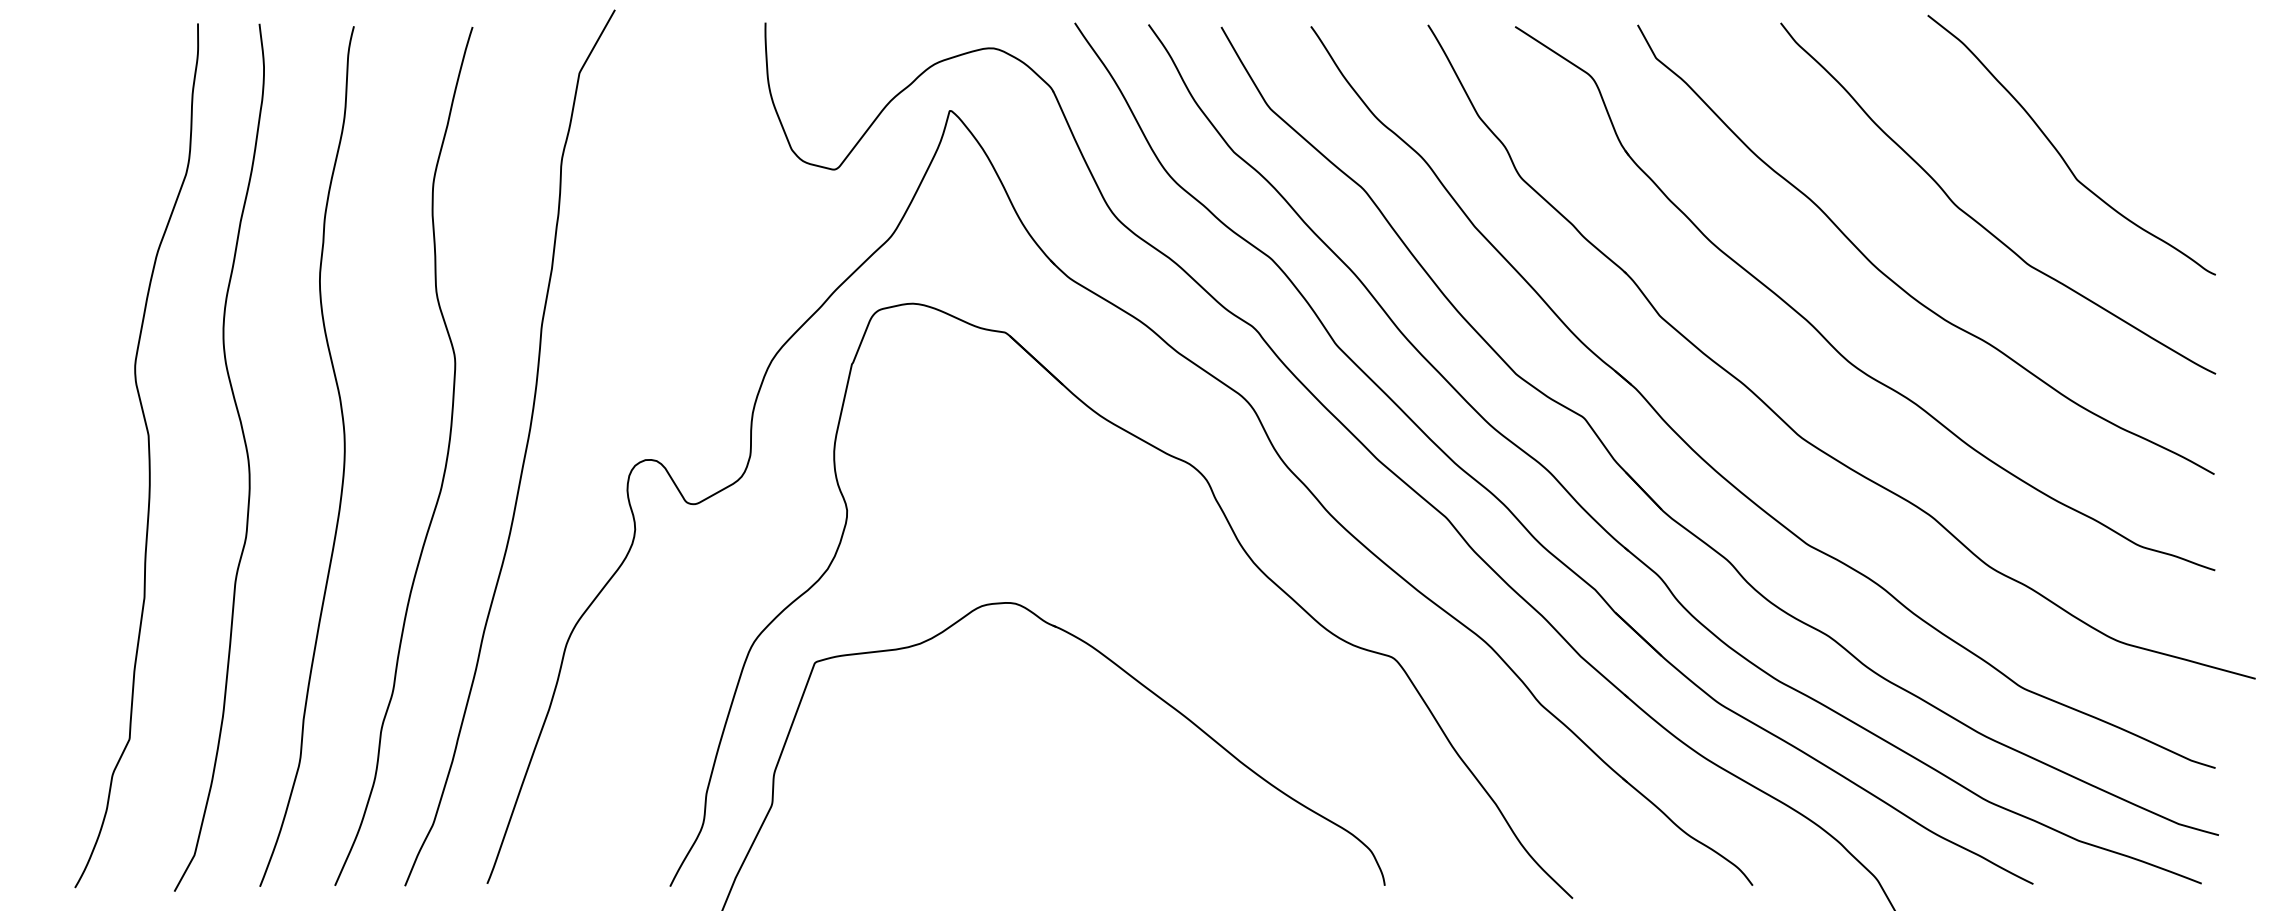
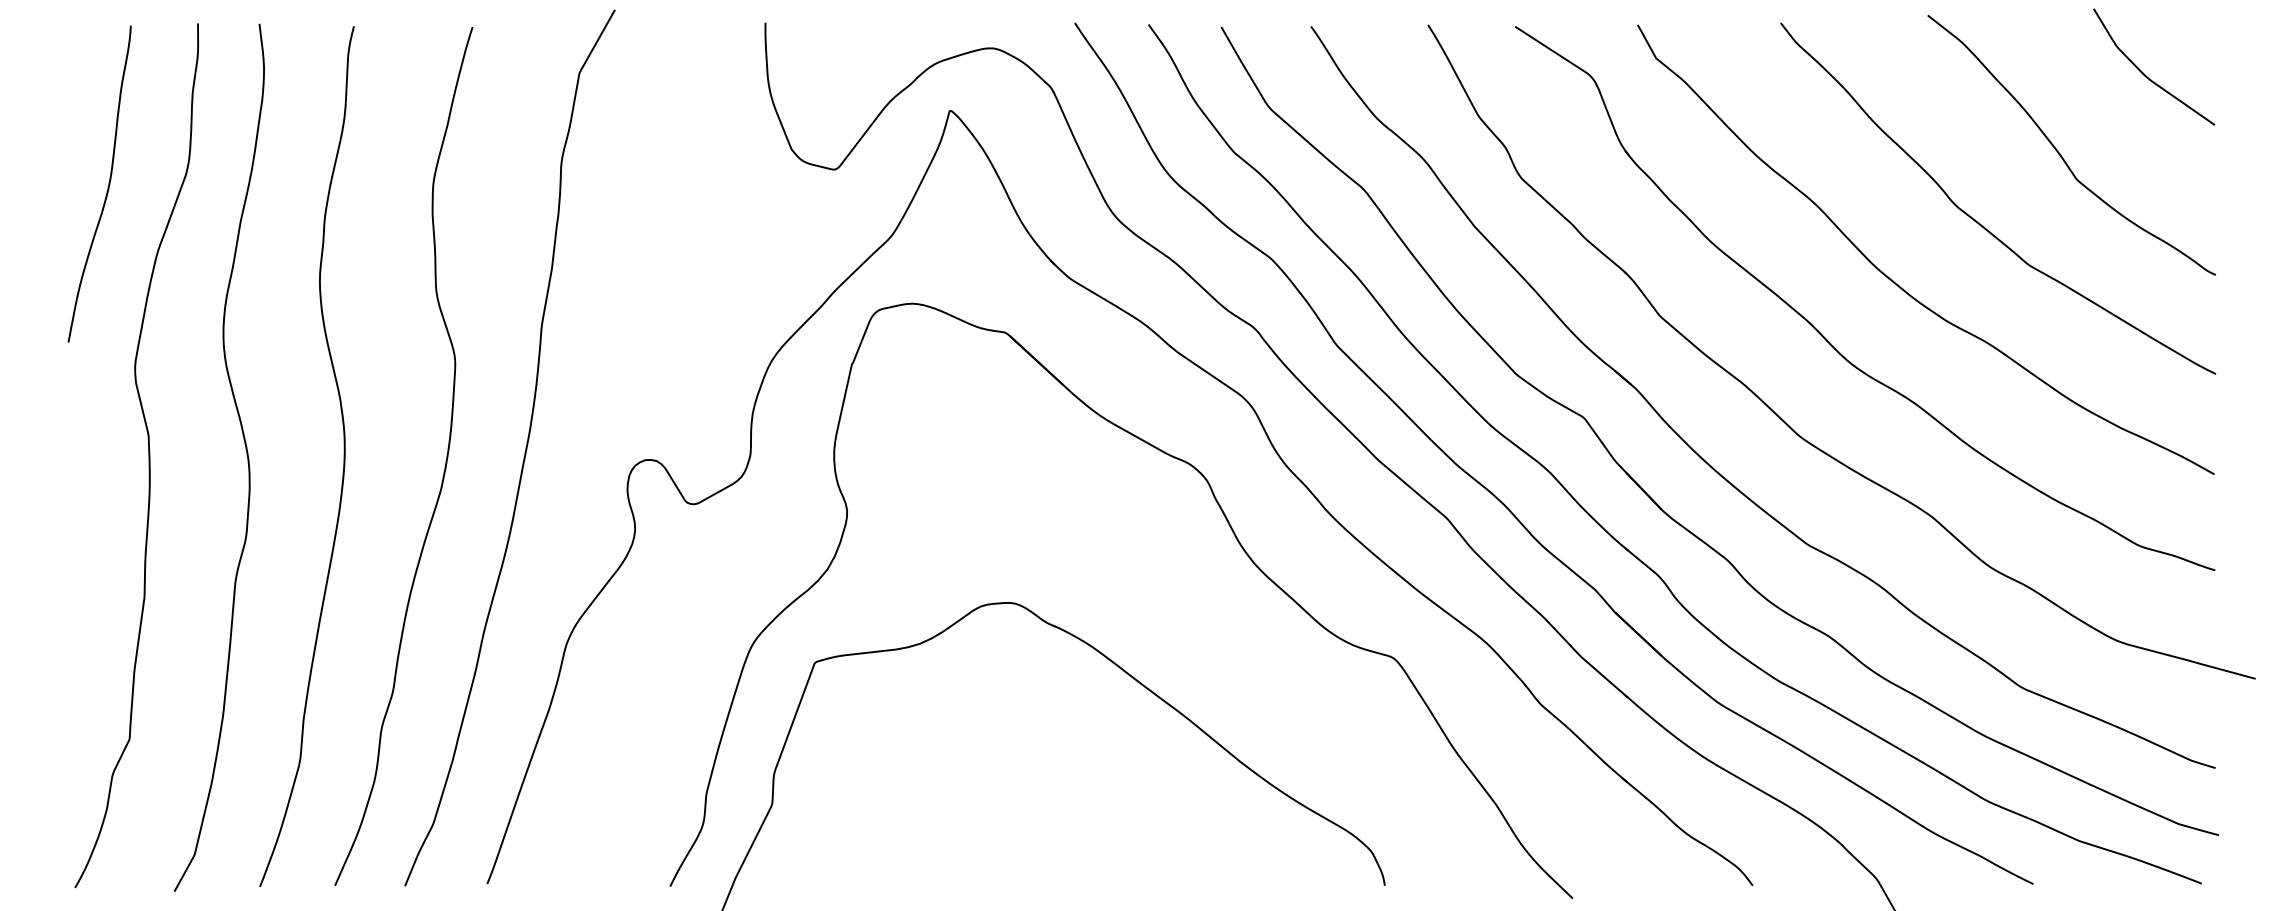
curve: none -> present (2145, 74)
curve: none -> present (107, 187)
